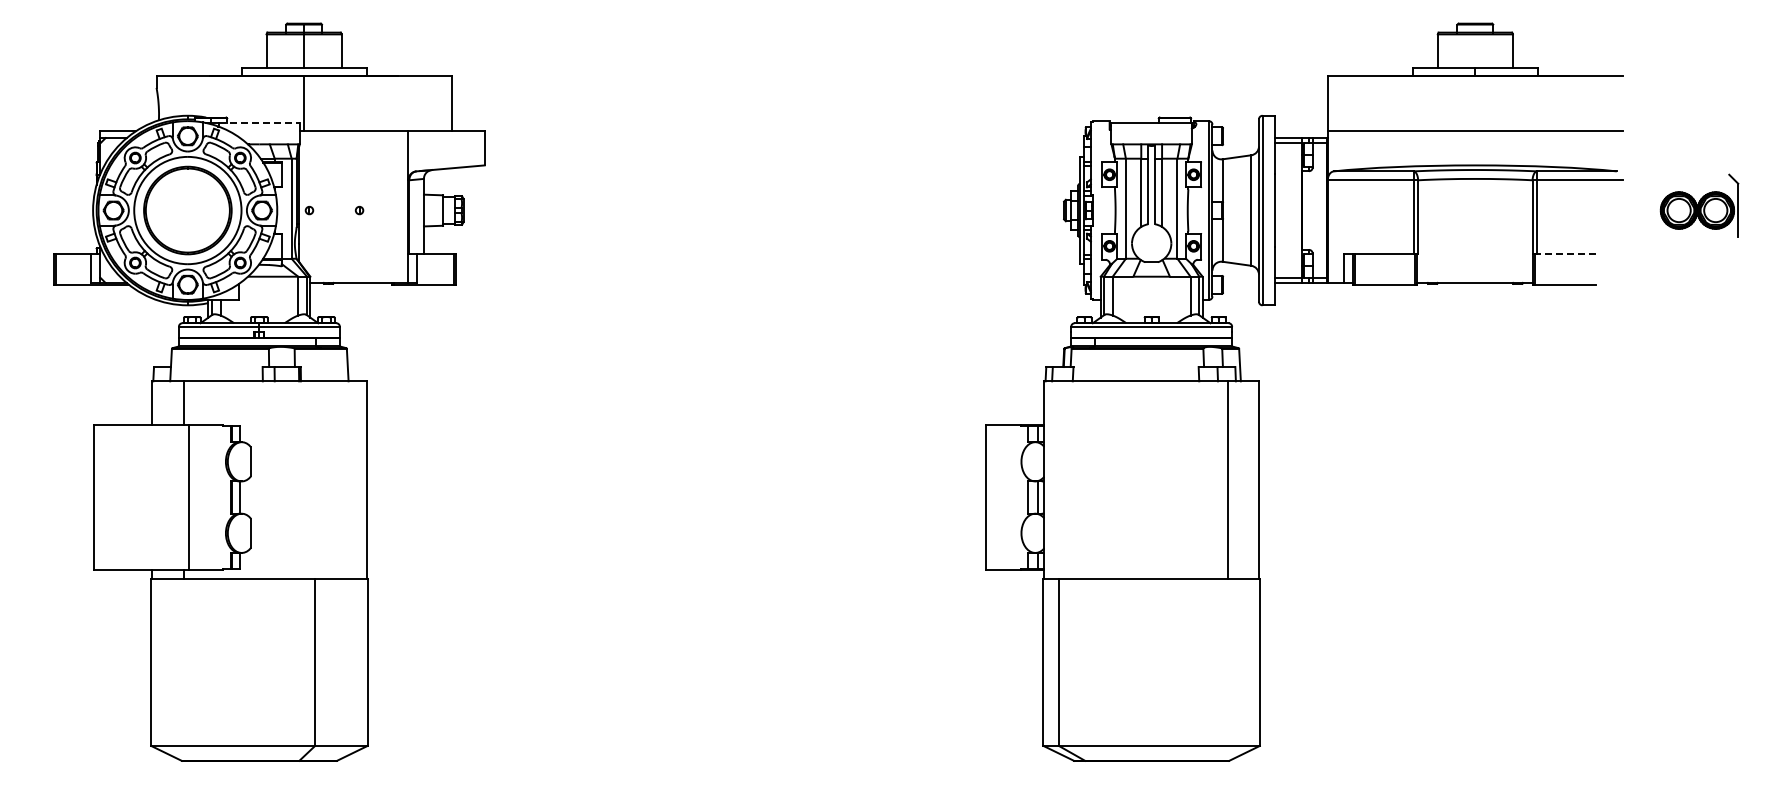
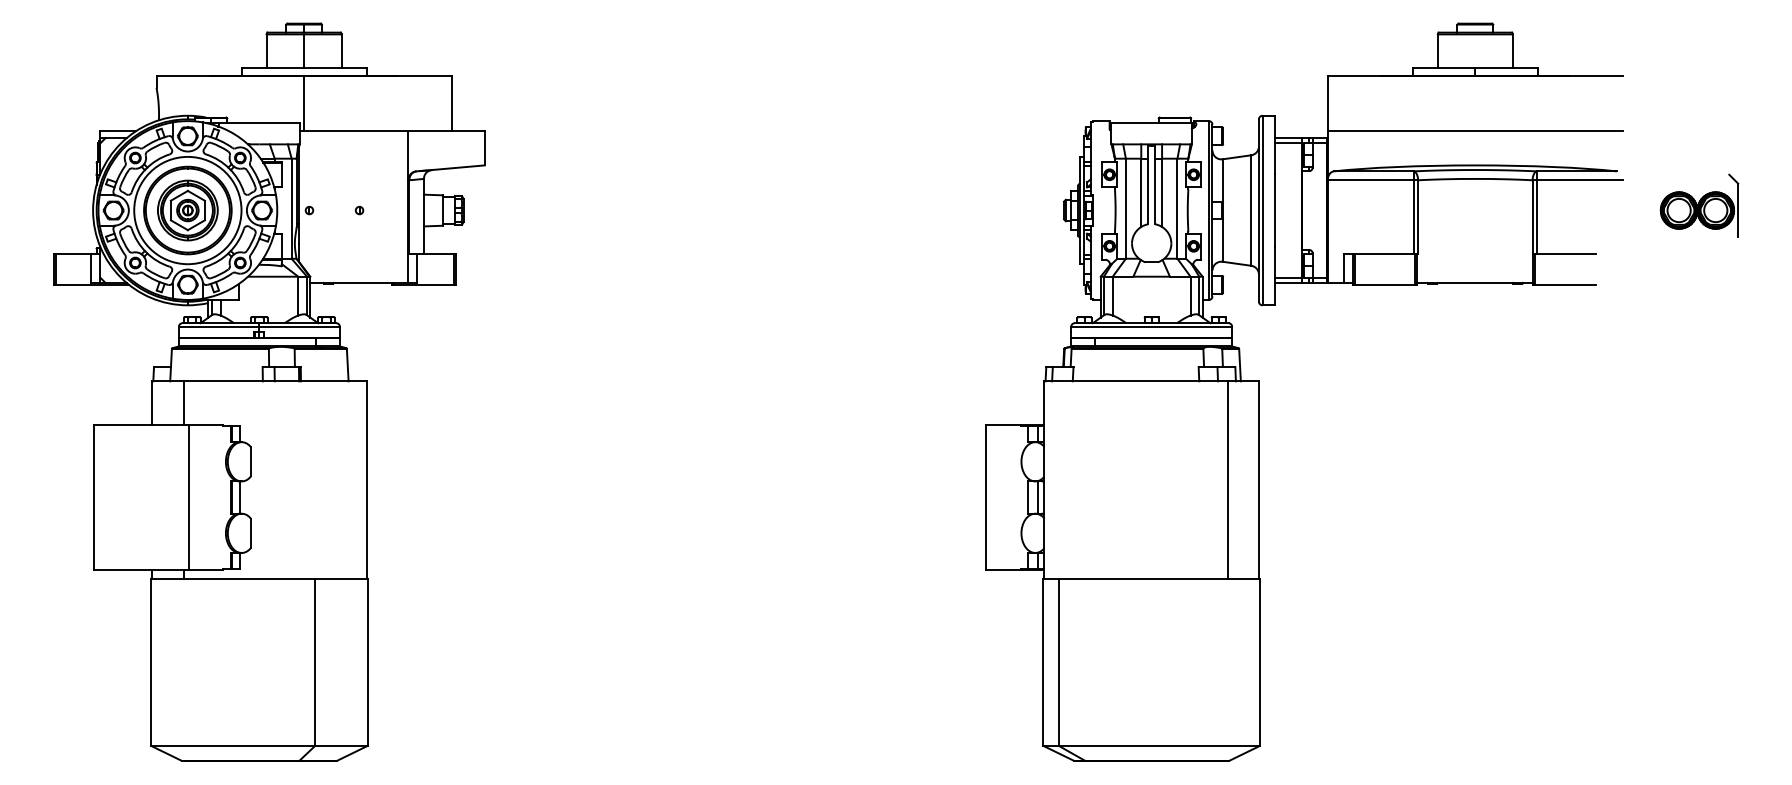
line: dashed -> solid (259, 122)
part: none -> present (187, 210)
line: dashed -> solid (1565, 254)
